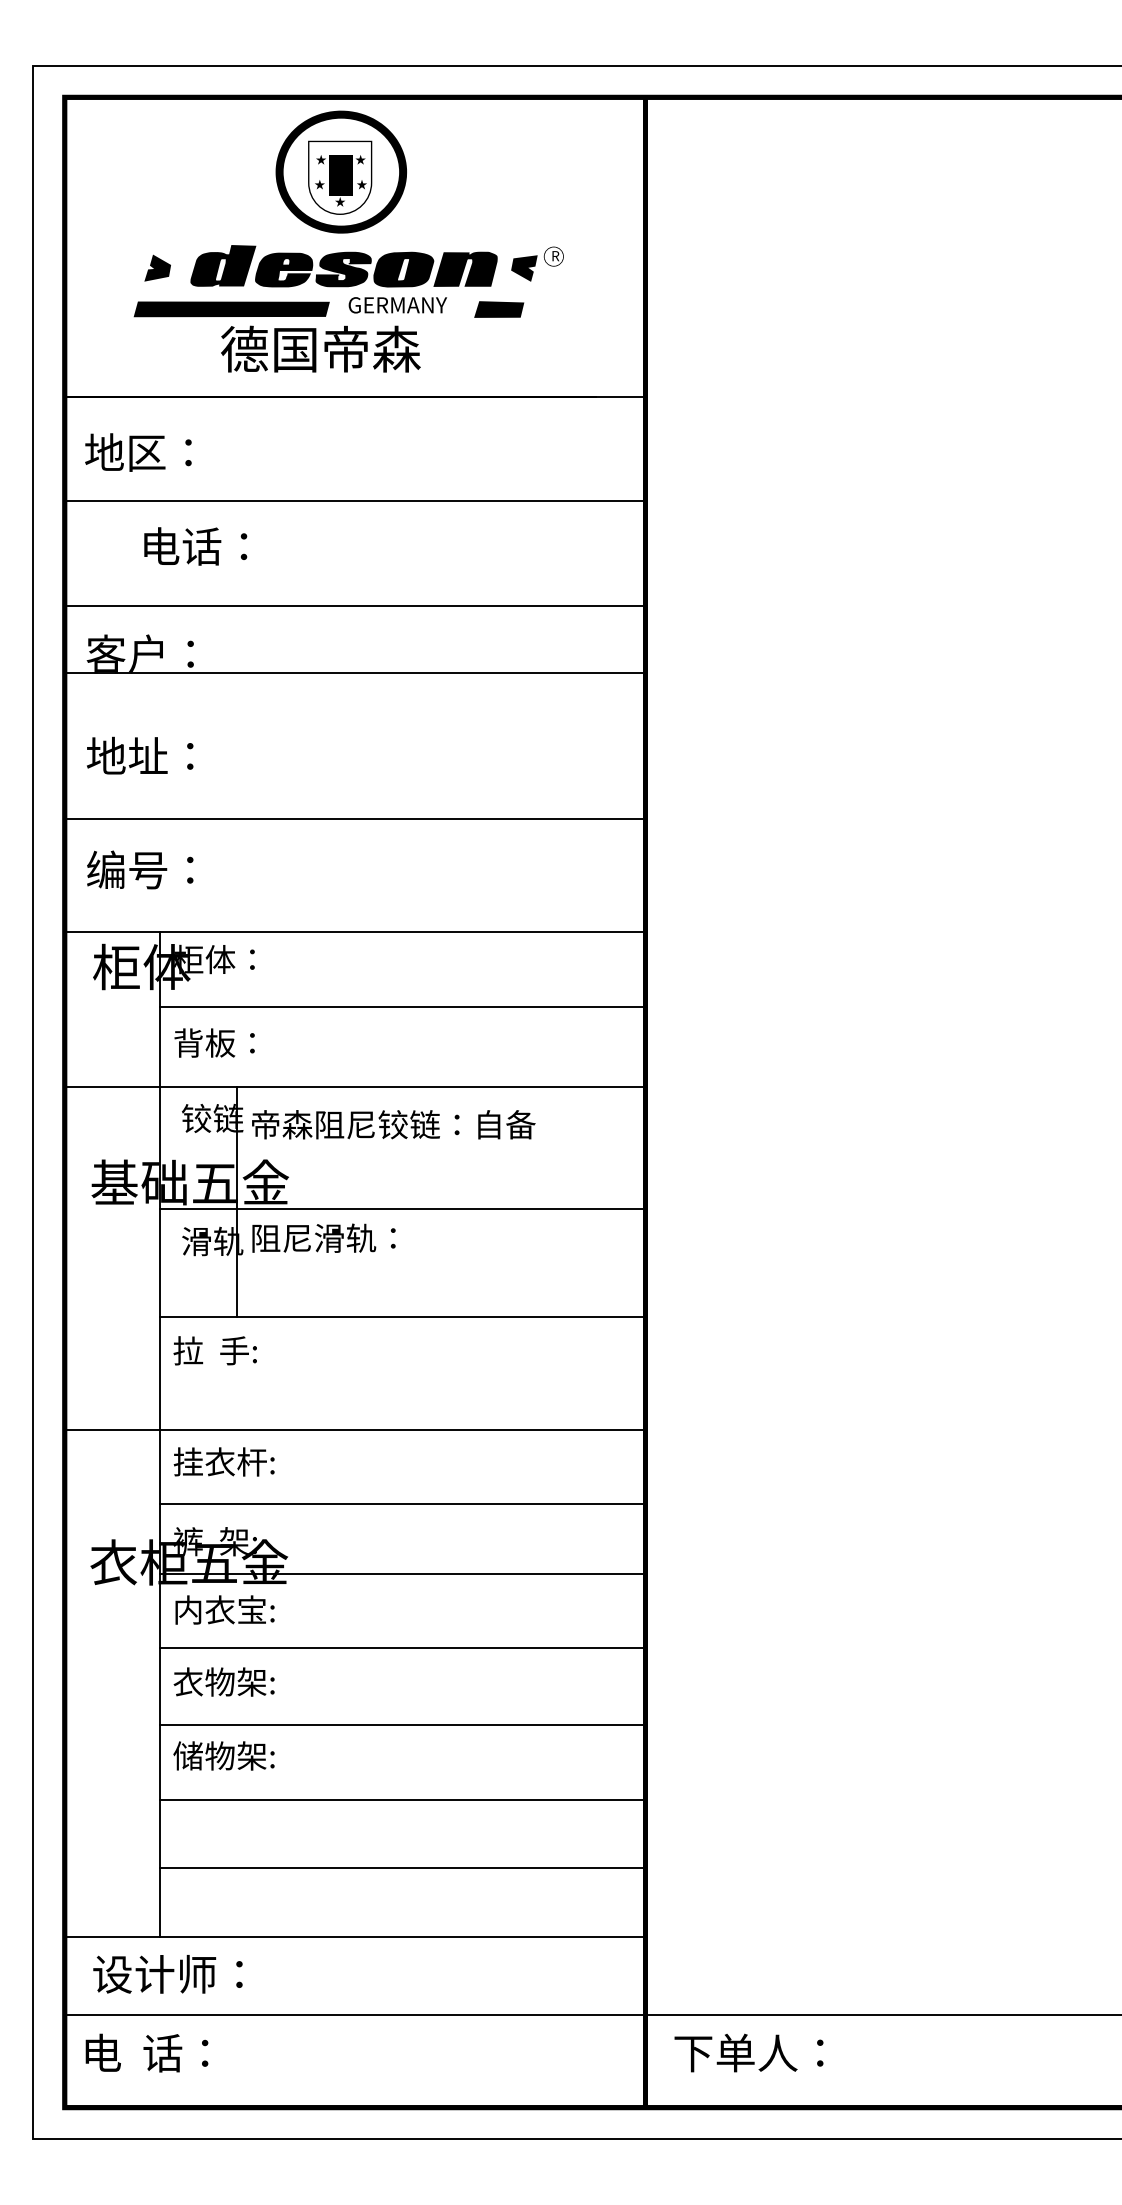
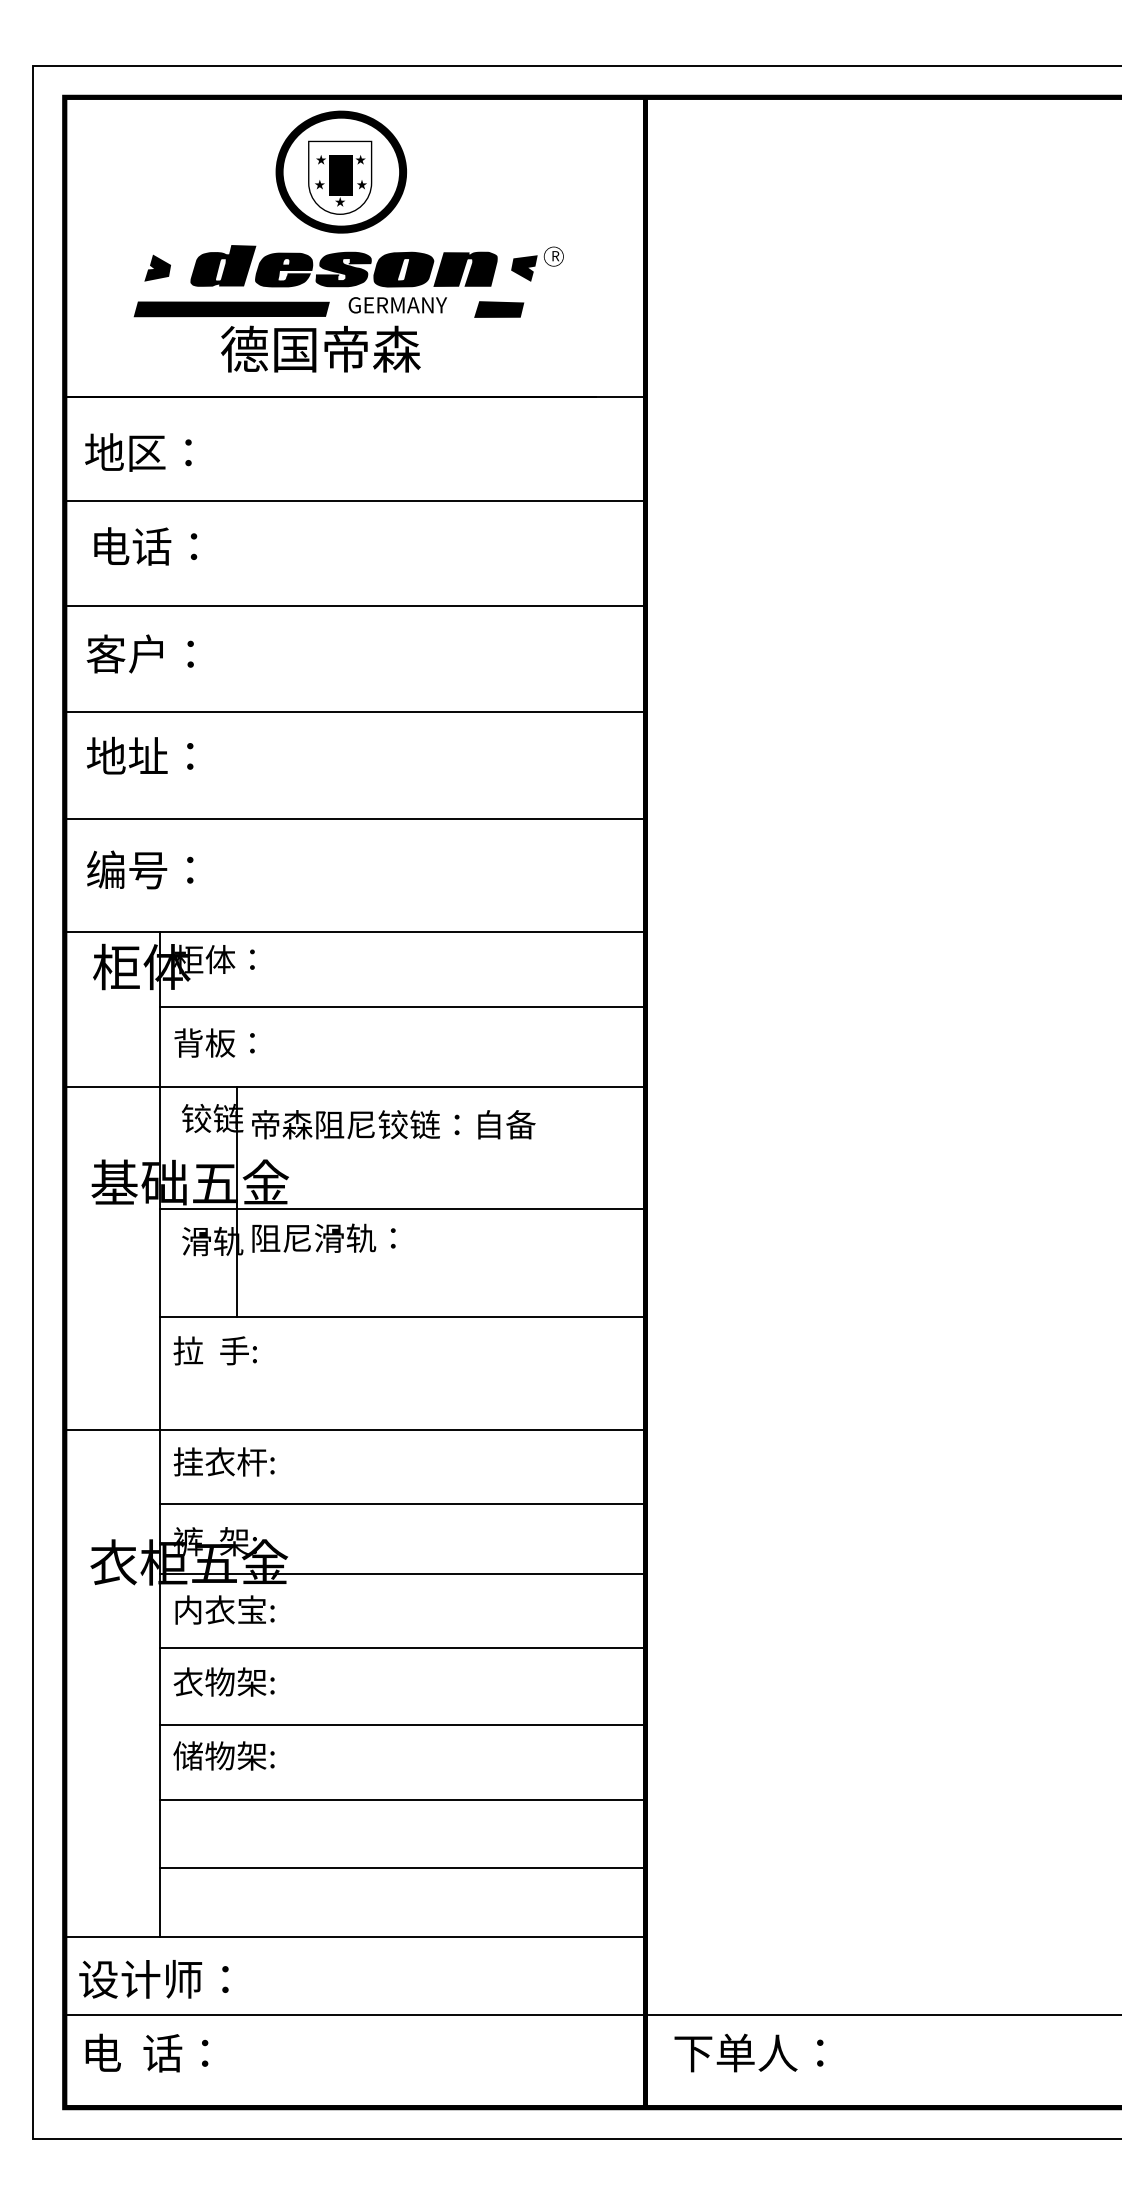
text position: (195, 546) -> (145, 546) (145, 546)
line position: (354, 673) -> (354, 712) (354, 712)
text position: (167, 1974) -> (153, 1979) (153, 1979)
